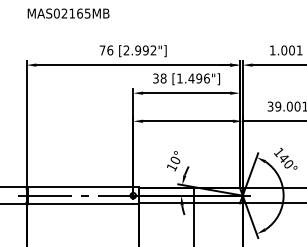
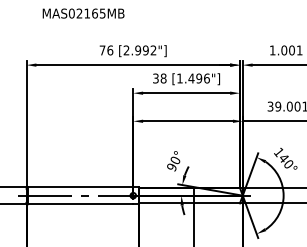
text position: (68, 13) -> (83, 13) (83, 13)
text: 10° -> 90° (172, 167)
